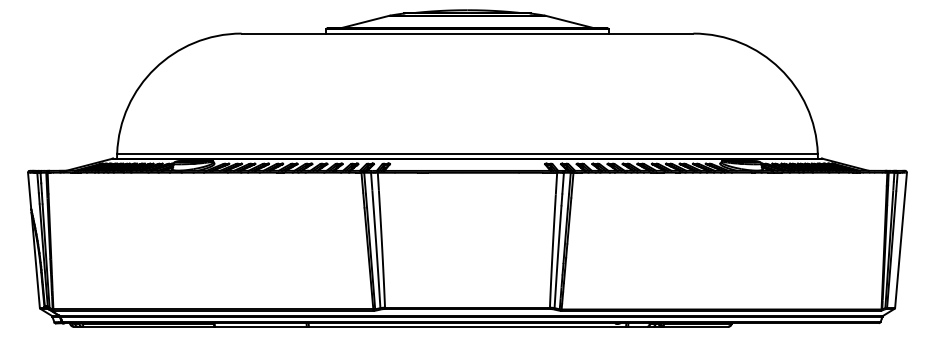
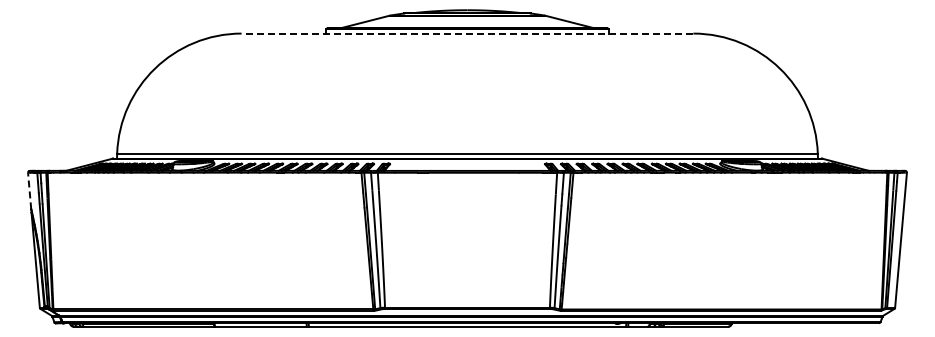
line: solid -> dashed (467, 33)
line: solid -> dashed (29, 190)
